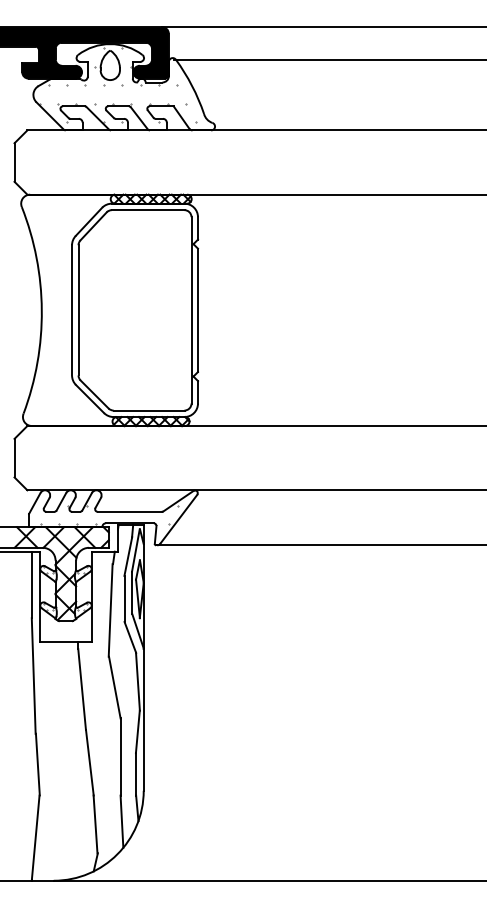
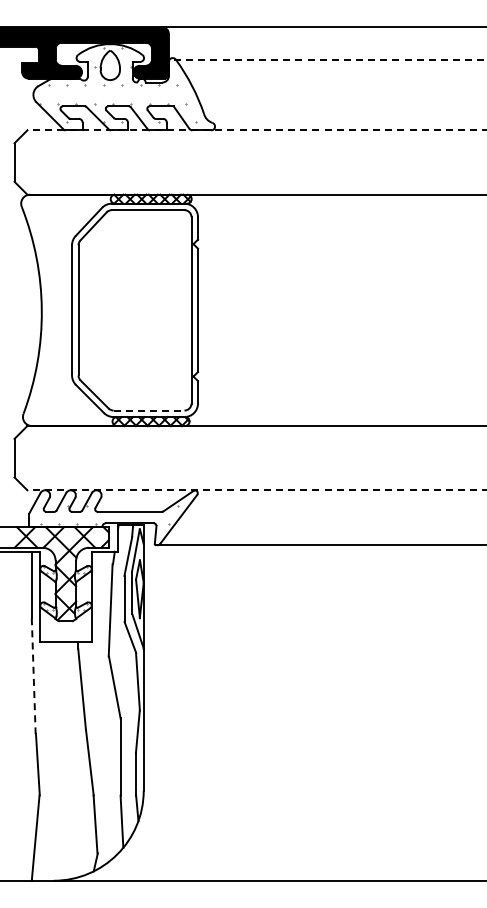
line: solid -> dashed (330, 59)
line: solid -> dashed (256, 130)
line: solid -> dashed (149, 410)
line: solid -> dashed (256, 490)
line: solid -> dashed (33, 676)
